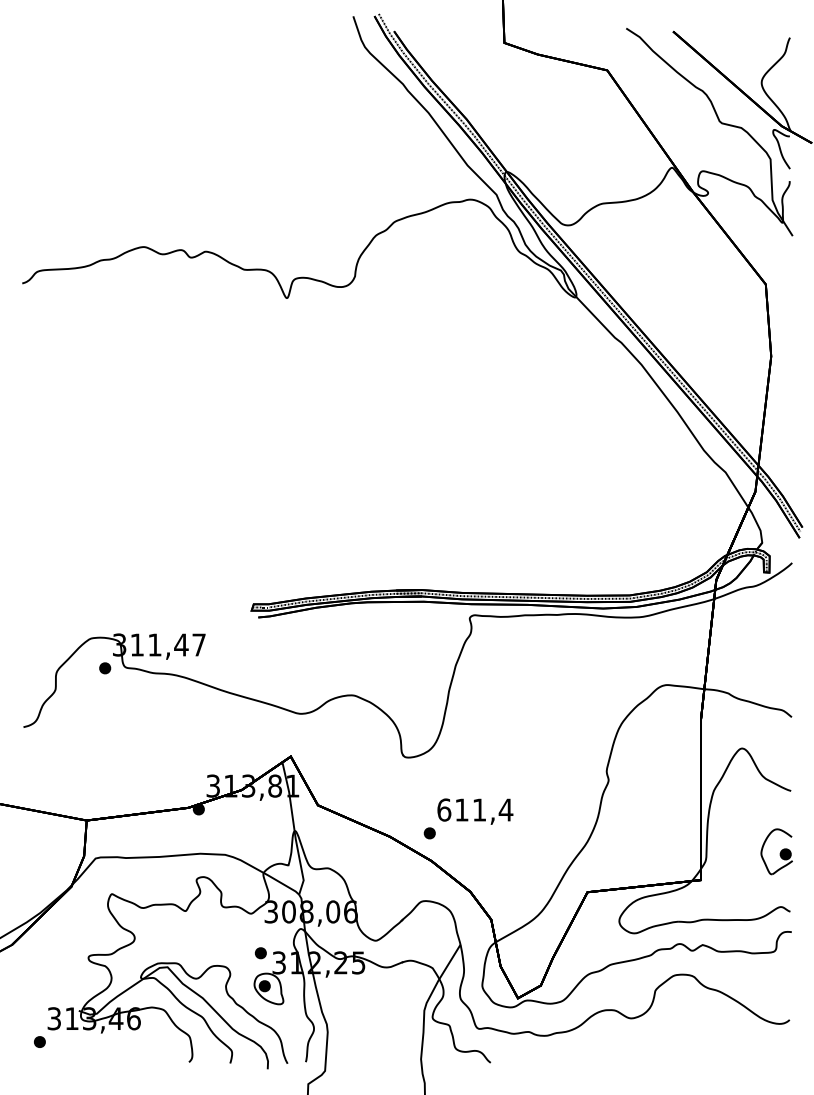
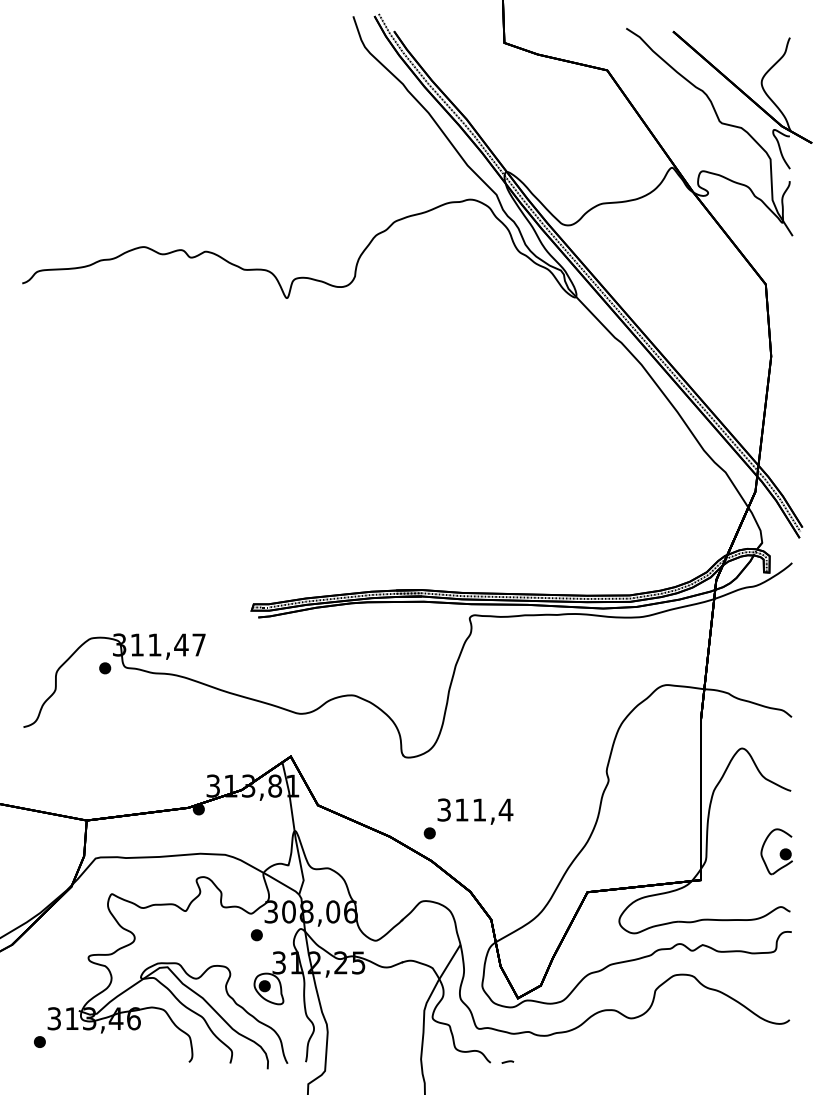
text: 611,4 -> 311,4 (444, 809)
part position: (260, 953) -> (256, 935) (256, 935)
curve: none -> present (507, 1061)
